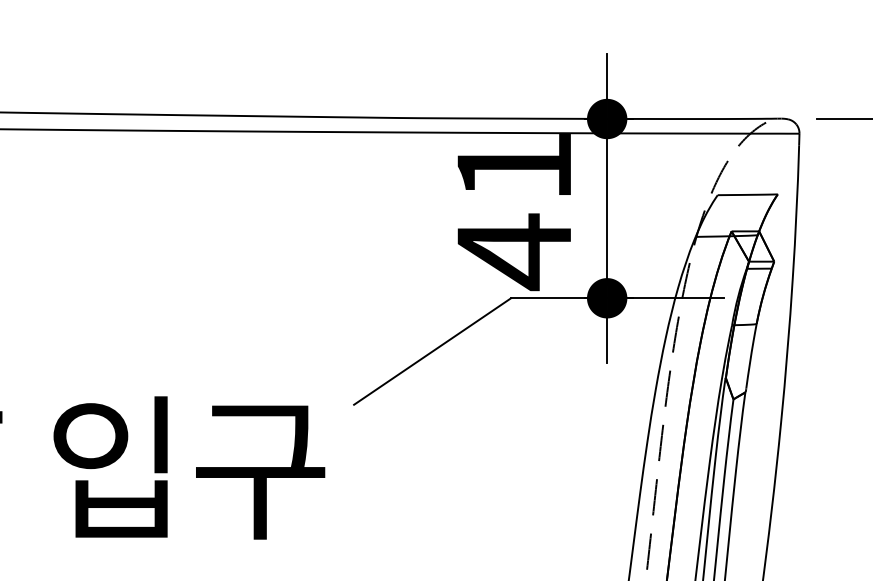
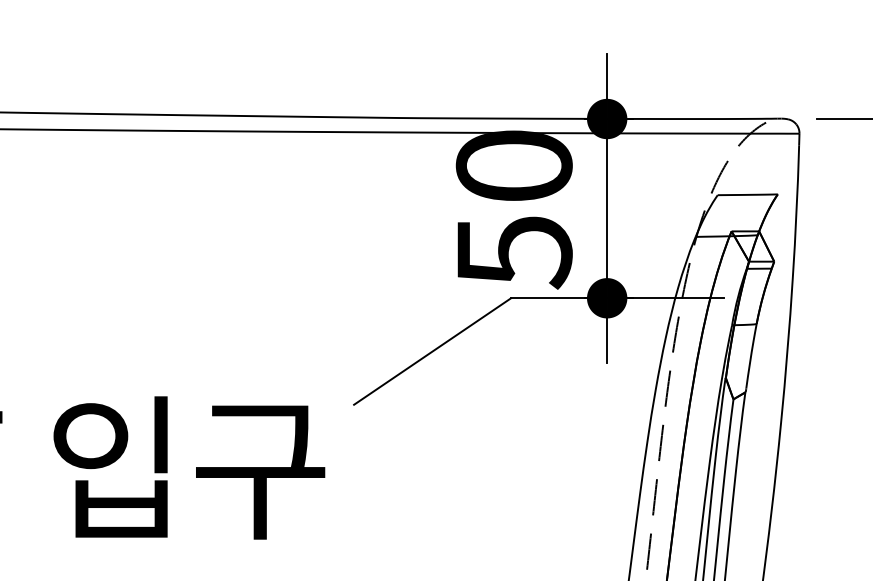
text: 41 -> 50 (513, 210)
